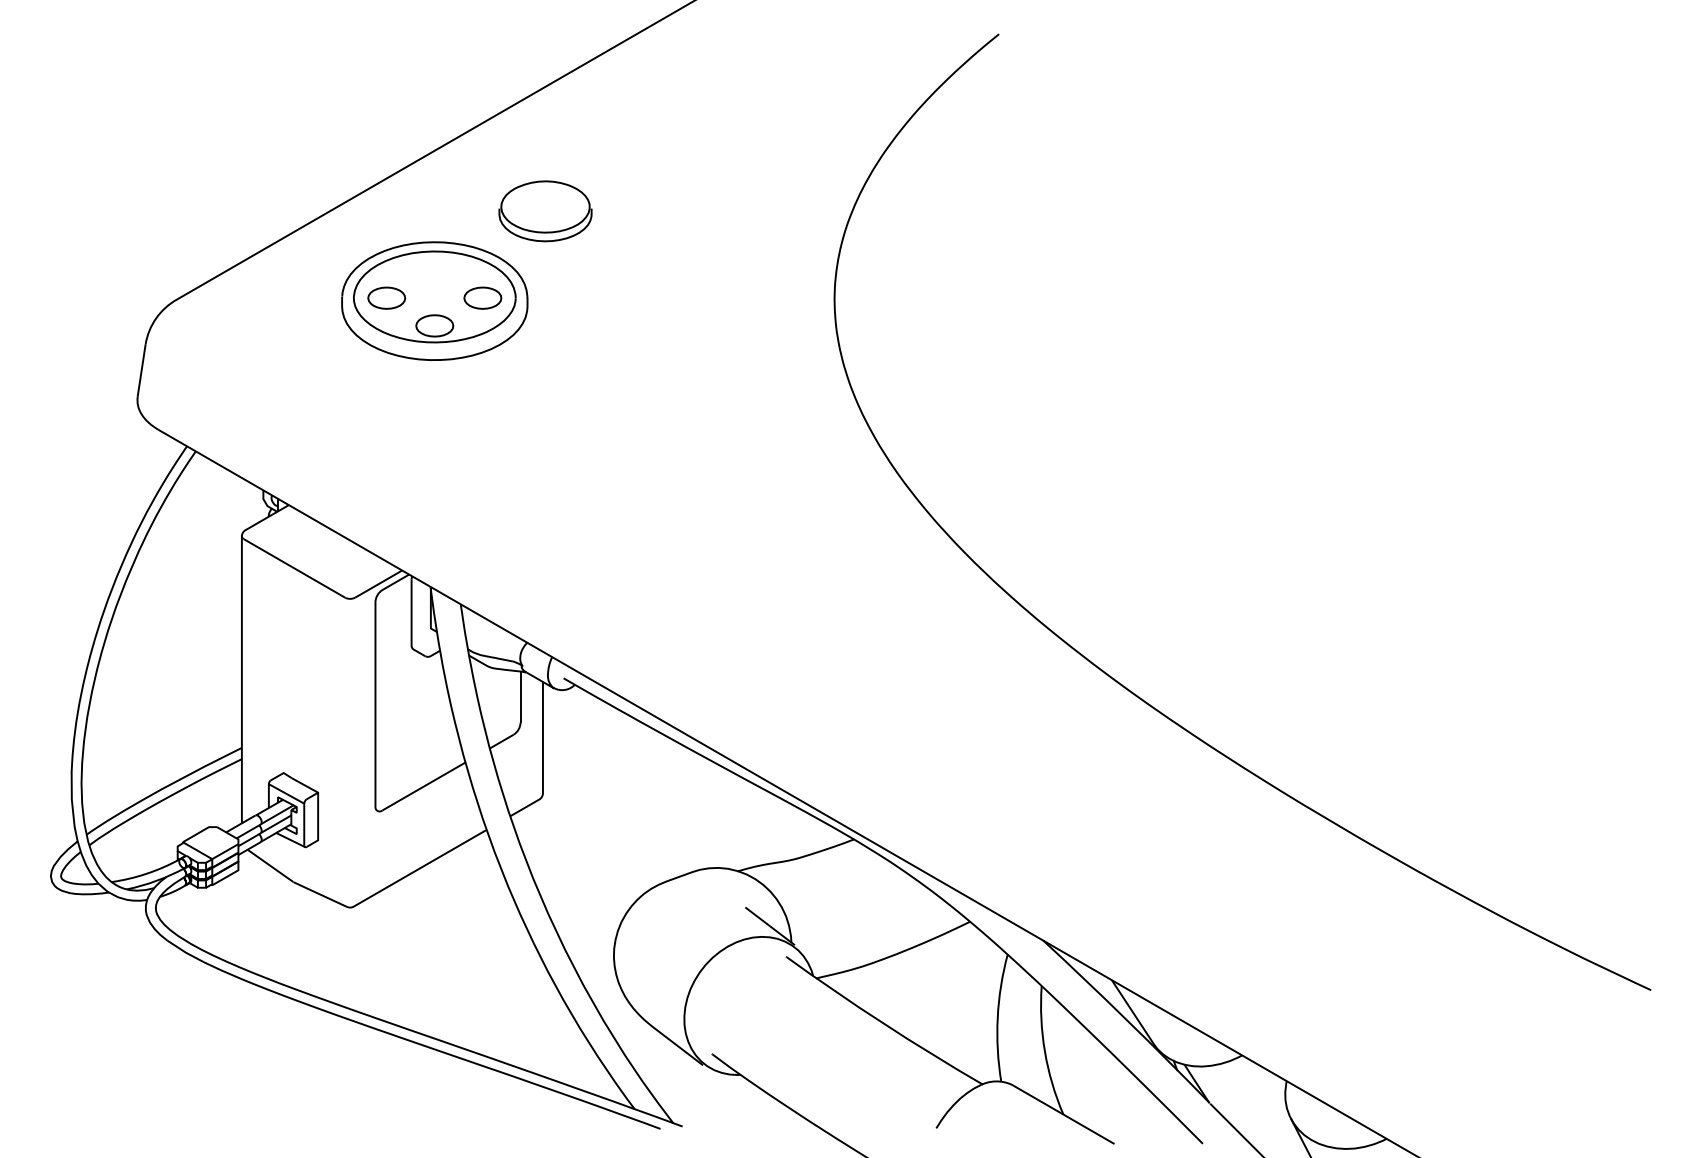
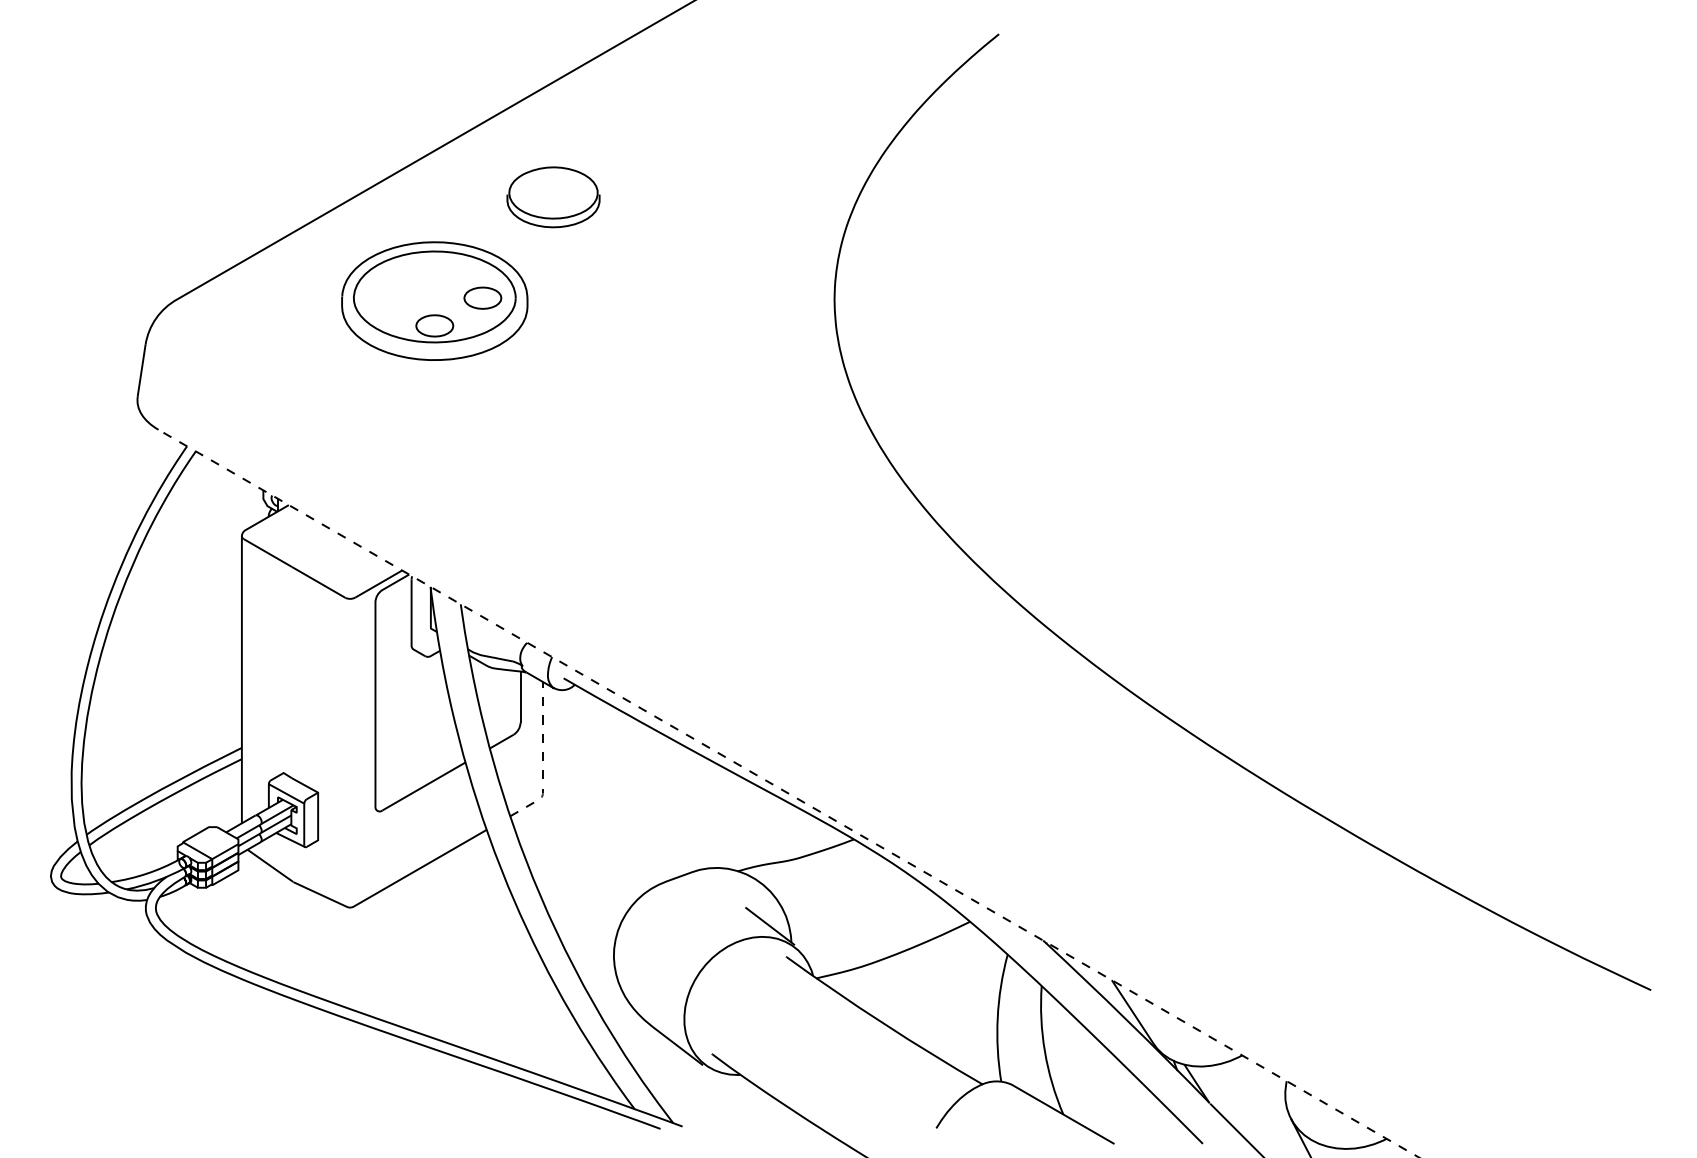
part position: (545, 211) -> (553, 197) (553, 197)
part: present -> none (386, 297)
line: solid -> dashed (542, 760)
line: solid -> dashed (788, 793)
